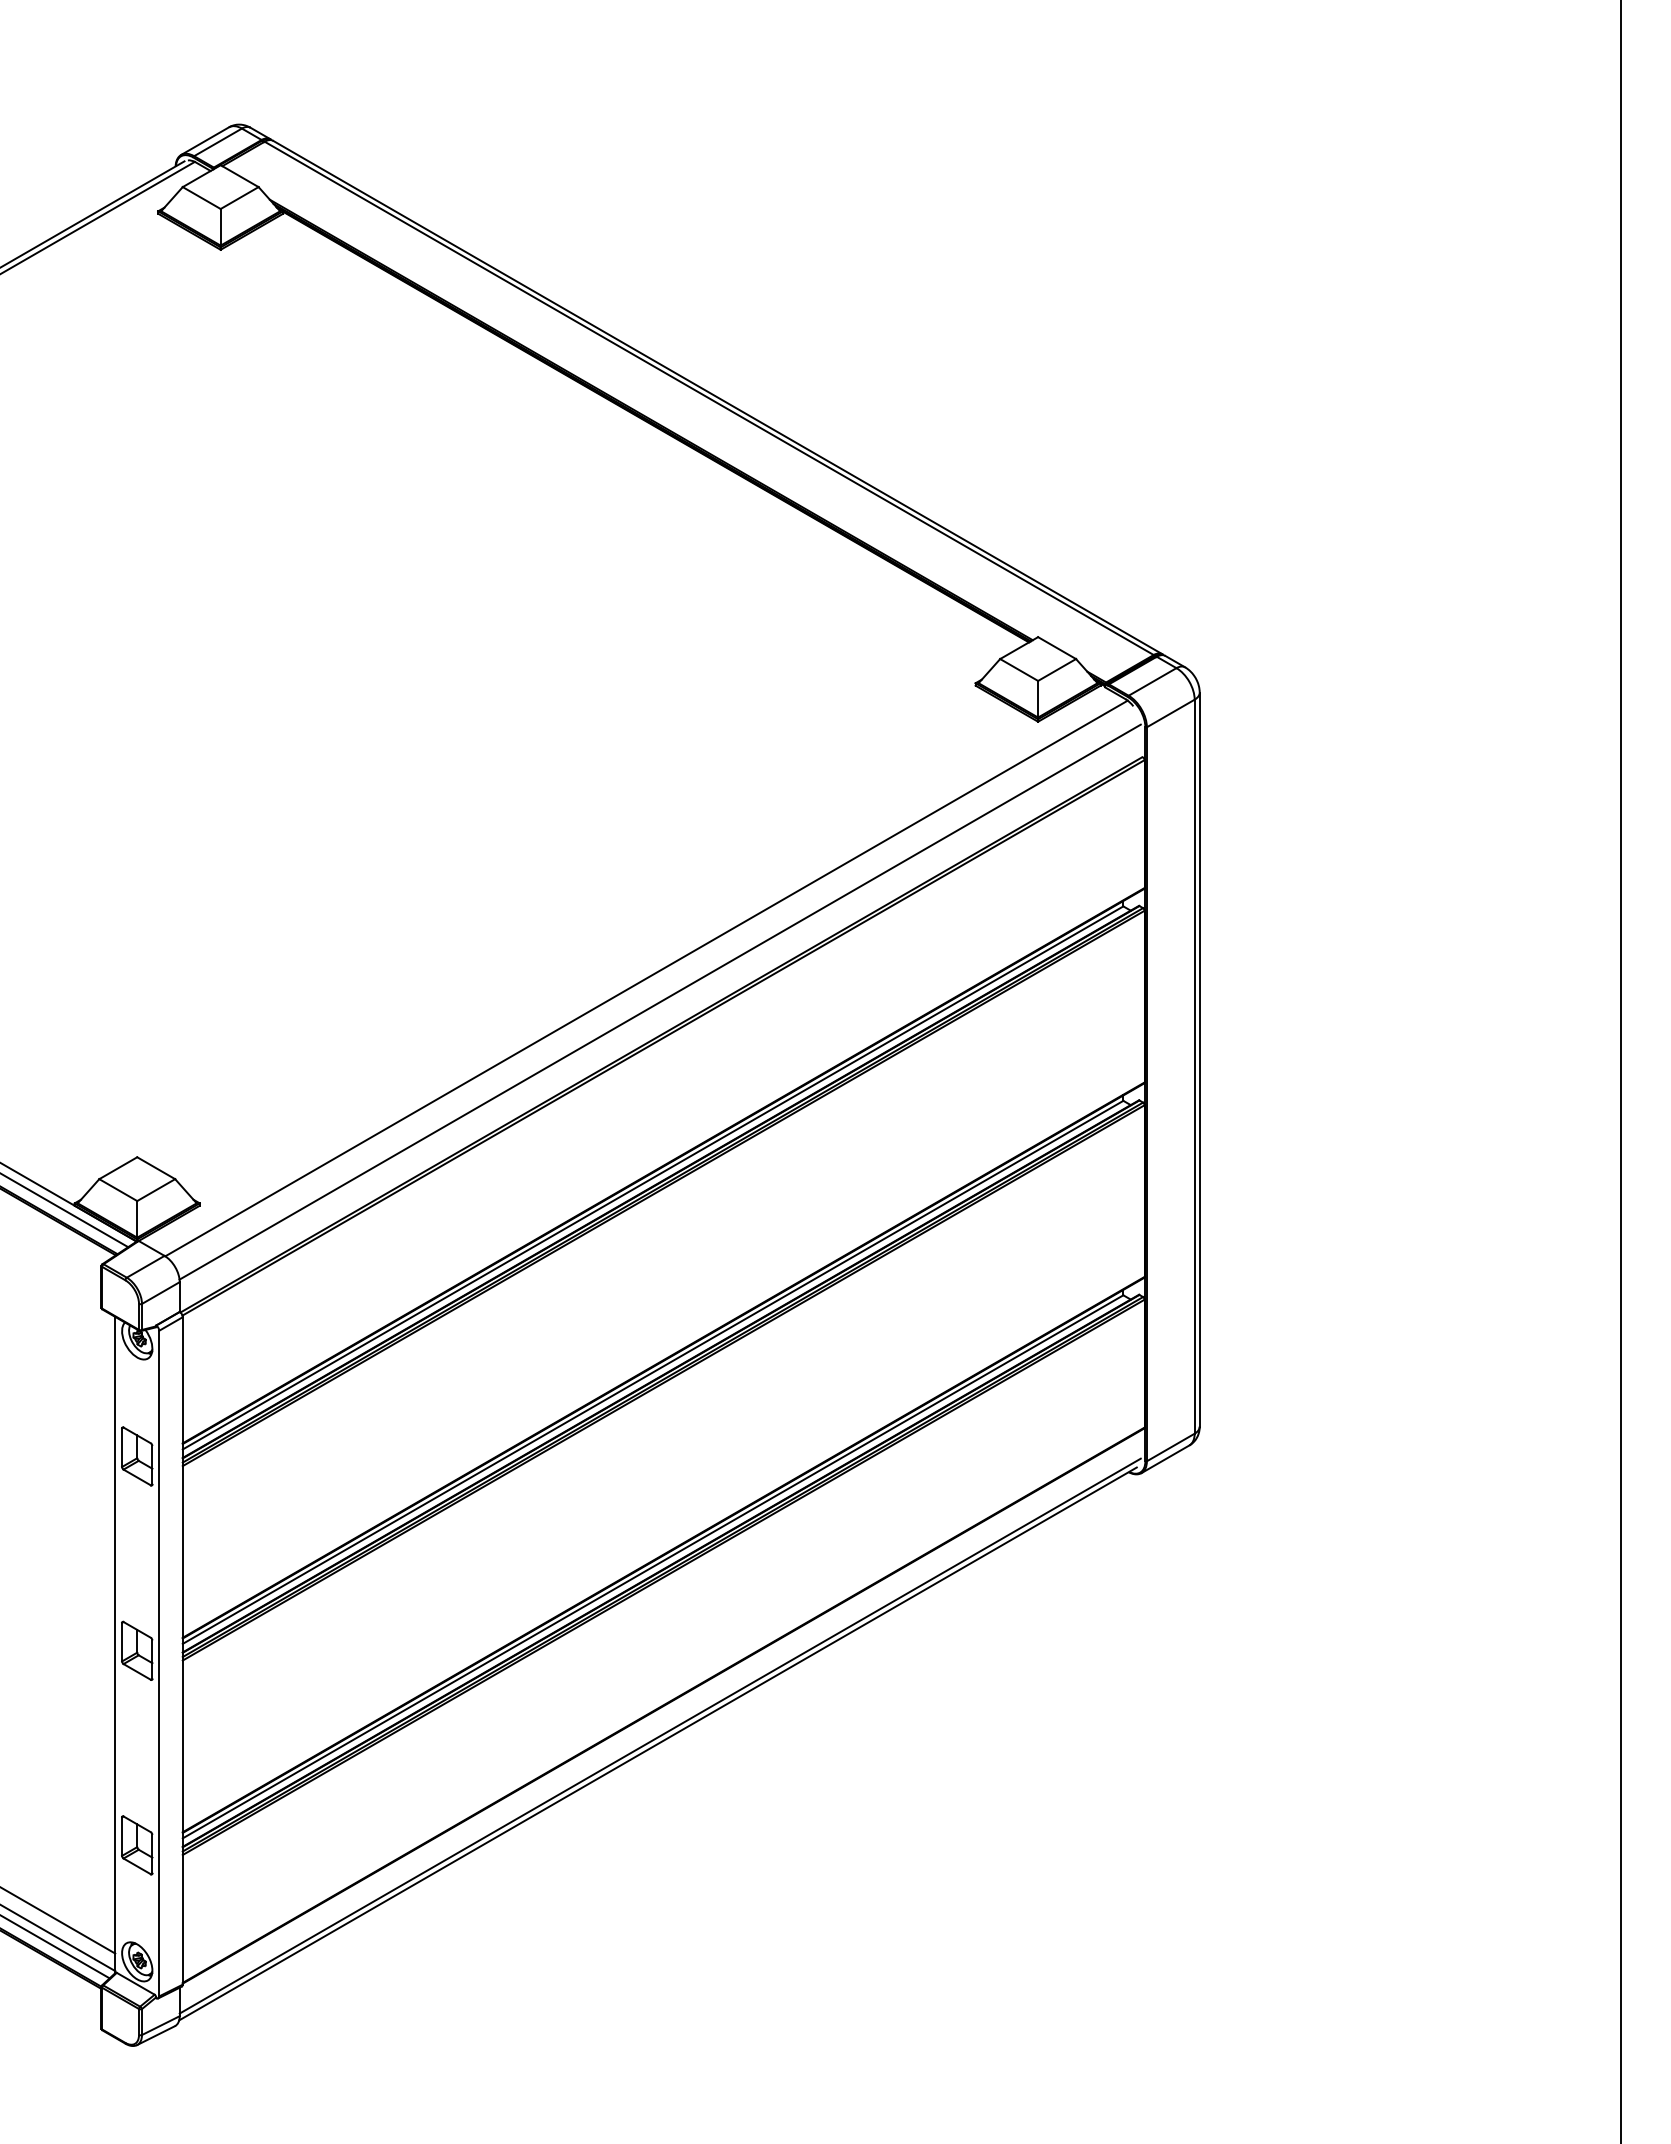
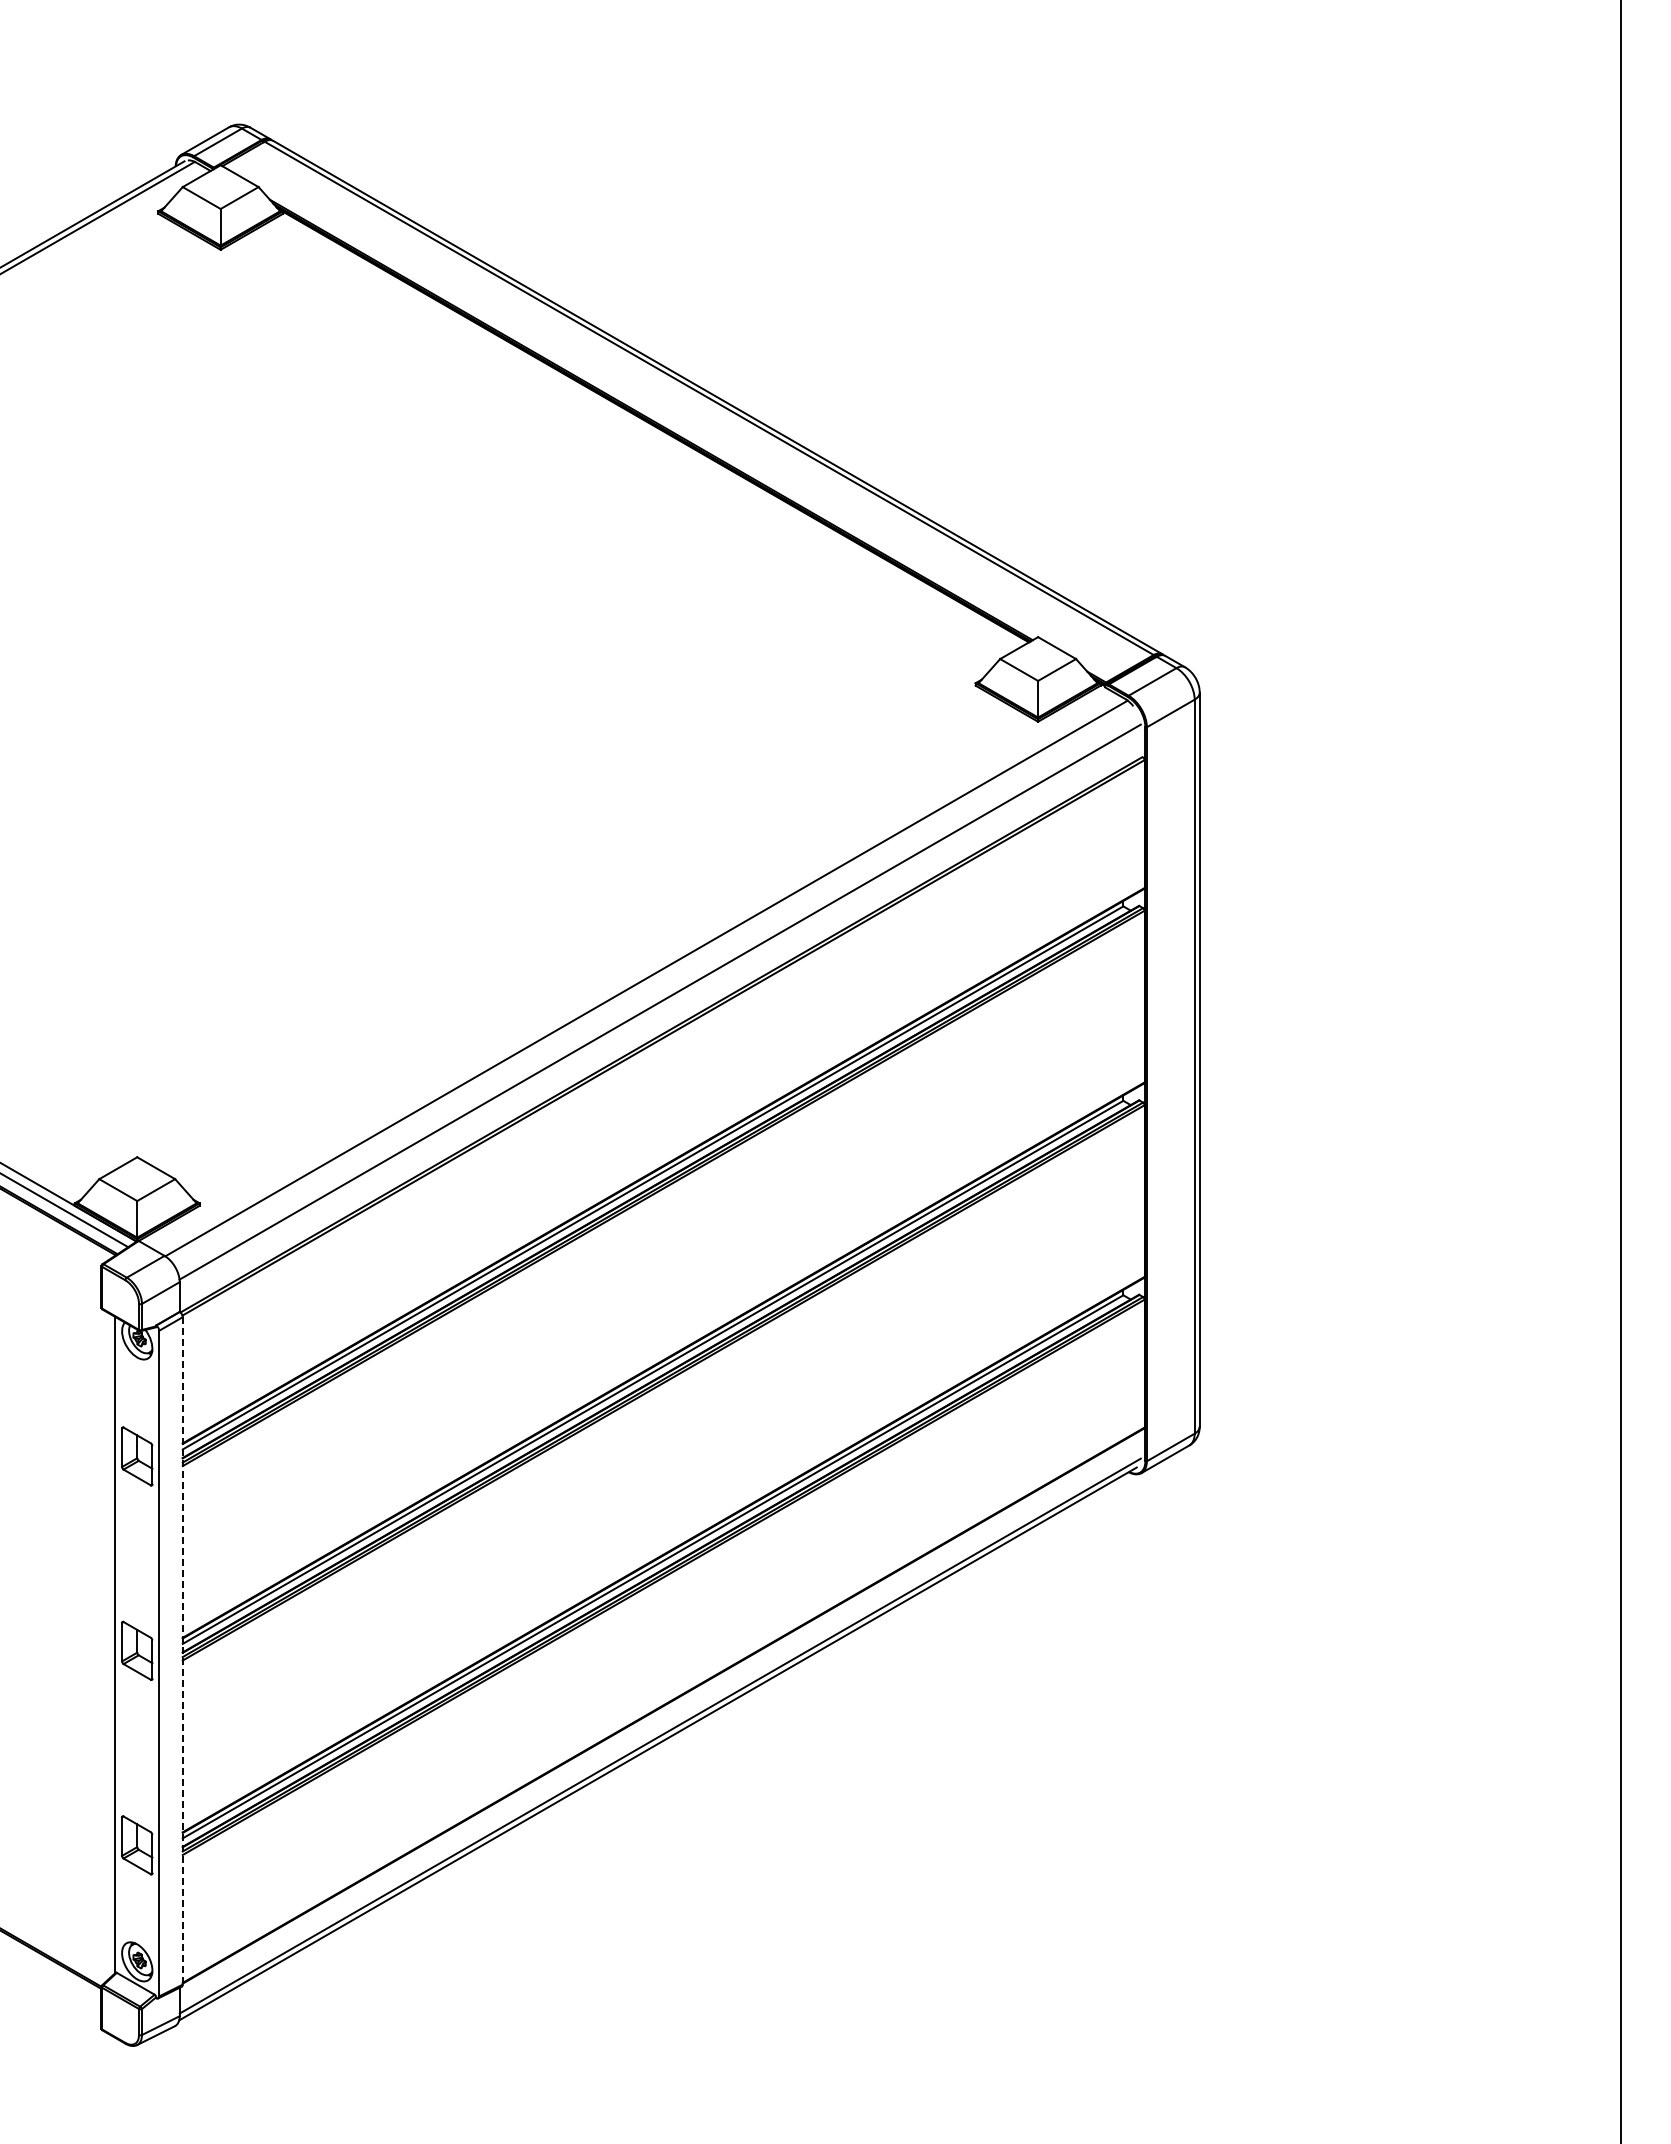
line: solid -> dashed (182, 1650)
line: present -> none (58, 1920)
line: present -> none (58, 1938)
line: present -> none (55, 1947)
